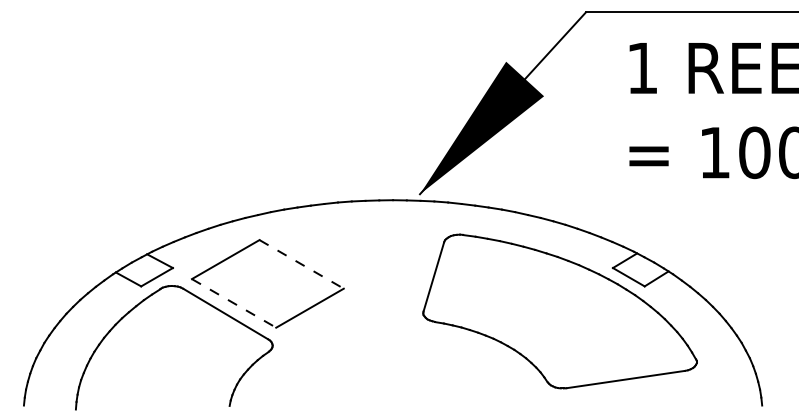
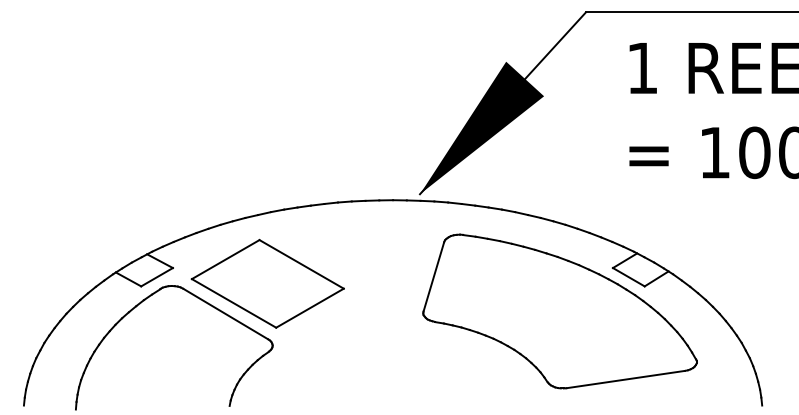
line: dashed -> solid (301, 264)
line: dashed -> solid (234, 303)
